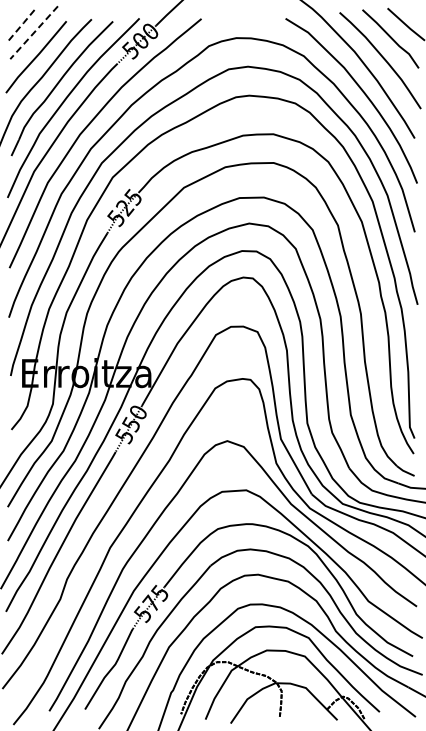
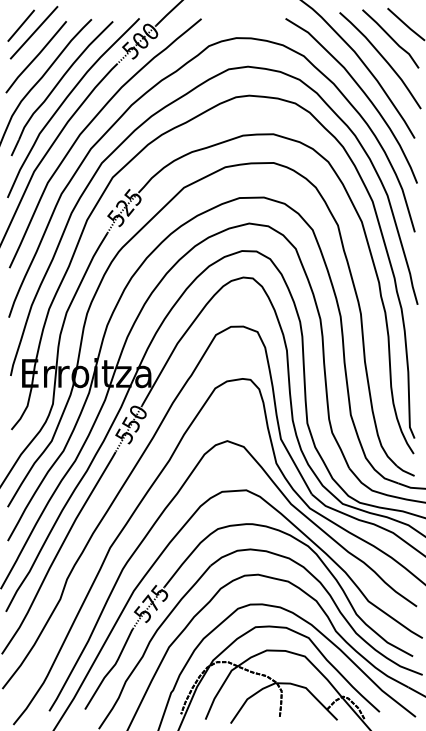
line: dashed -> solid (21, 25)
line: dashed -> solid (34, 32)
